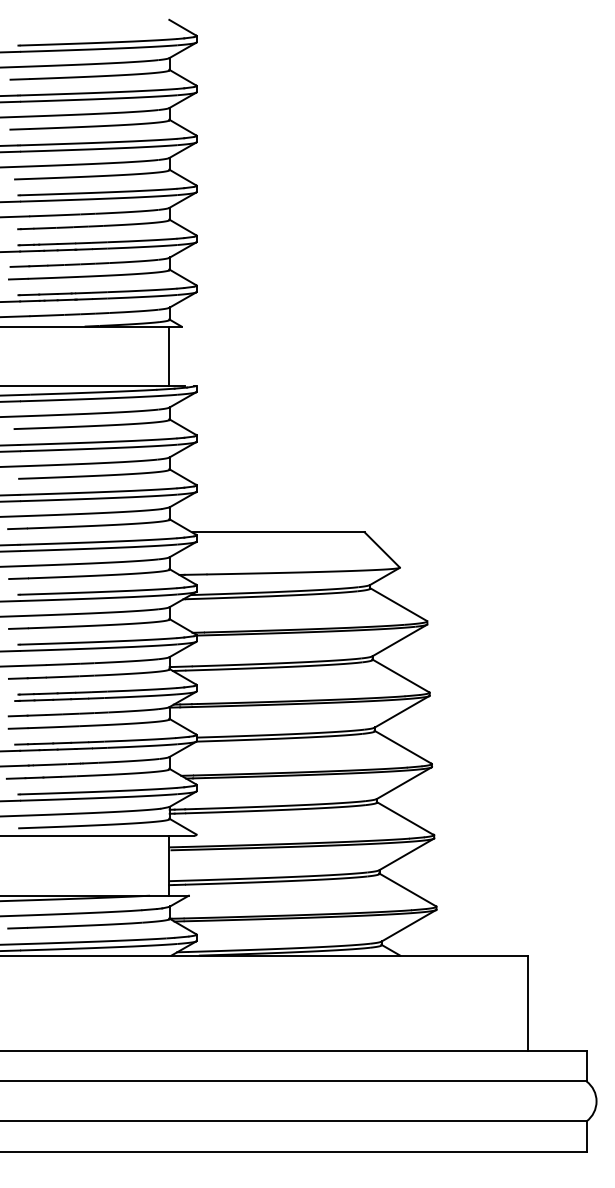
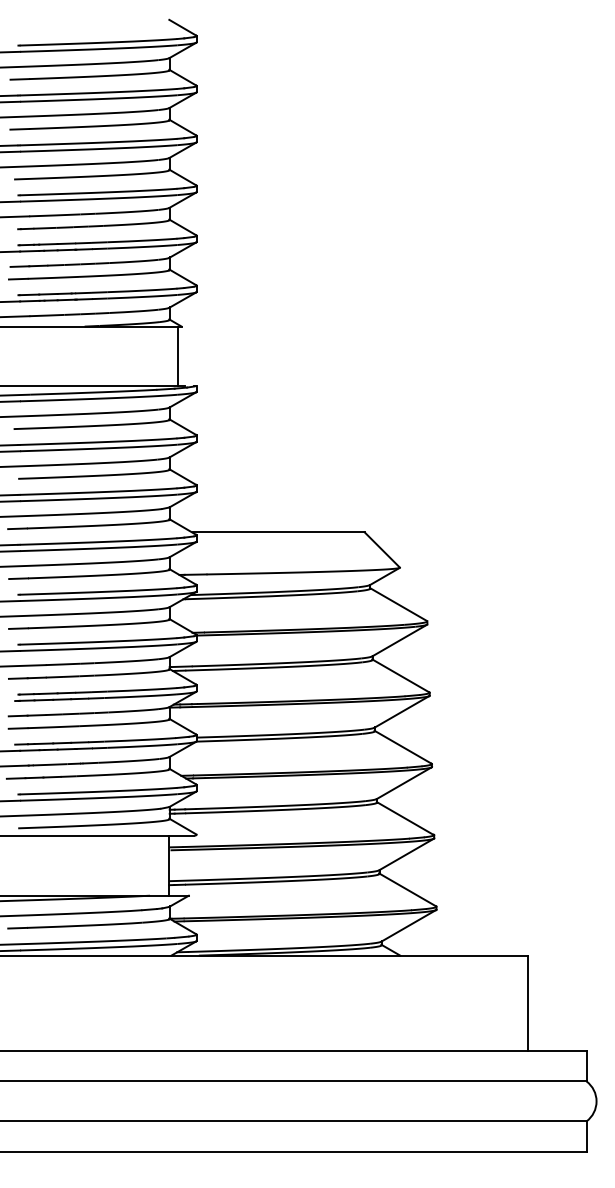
line position: (169, 356) -> (178, 356) (178, 356)
